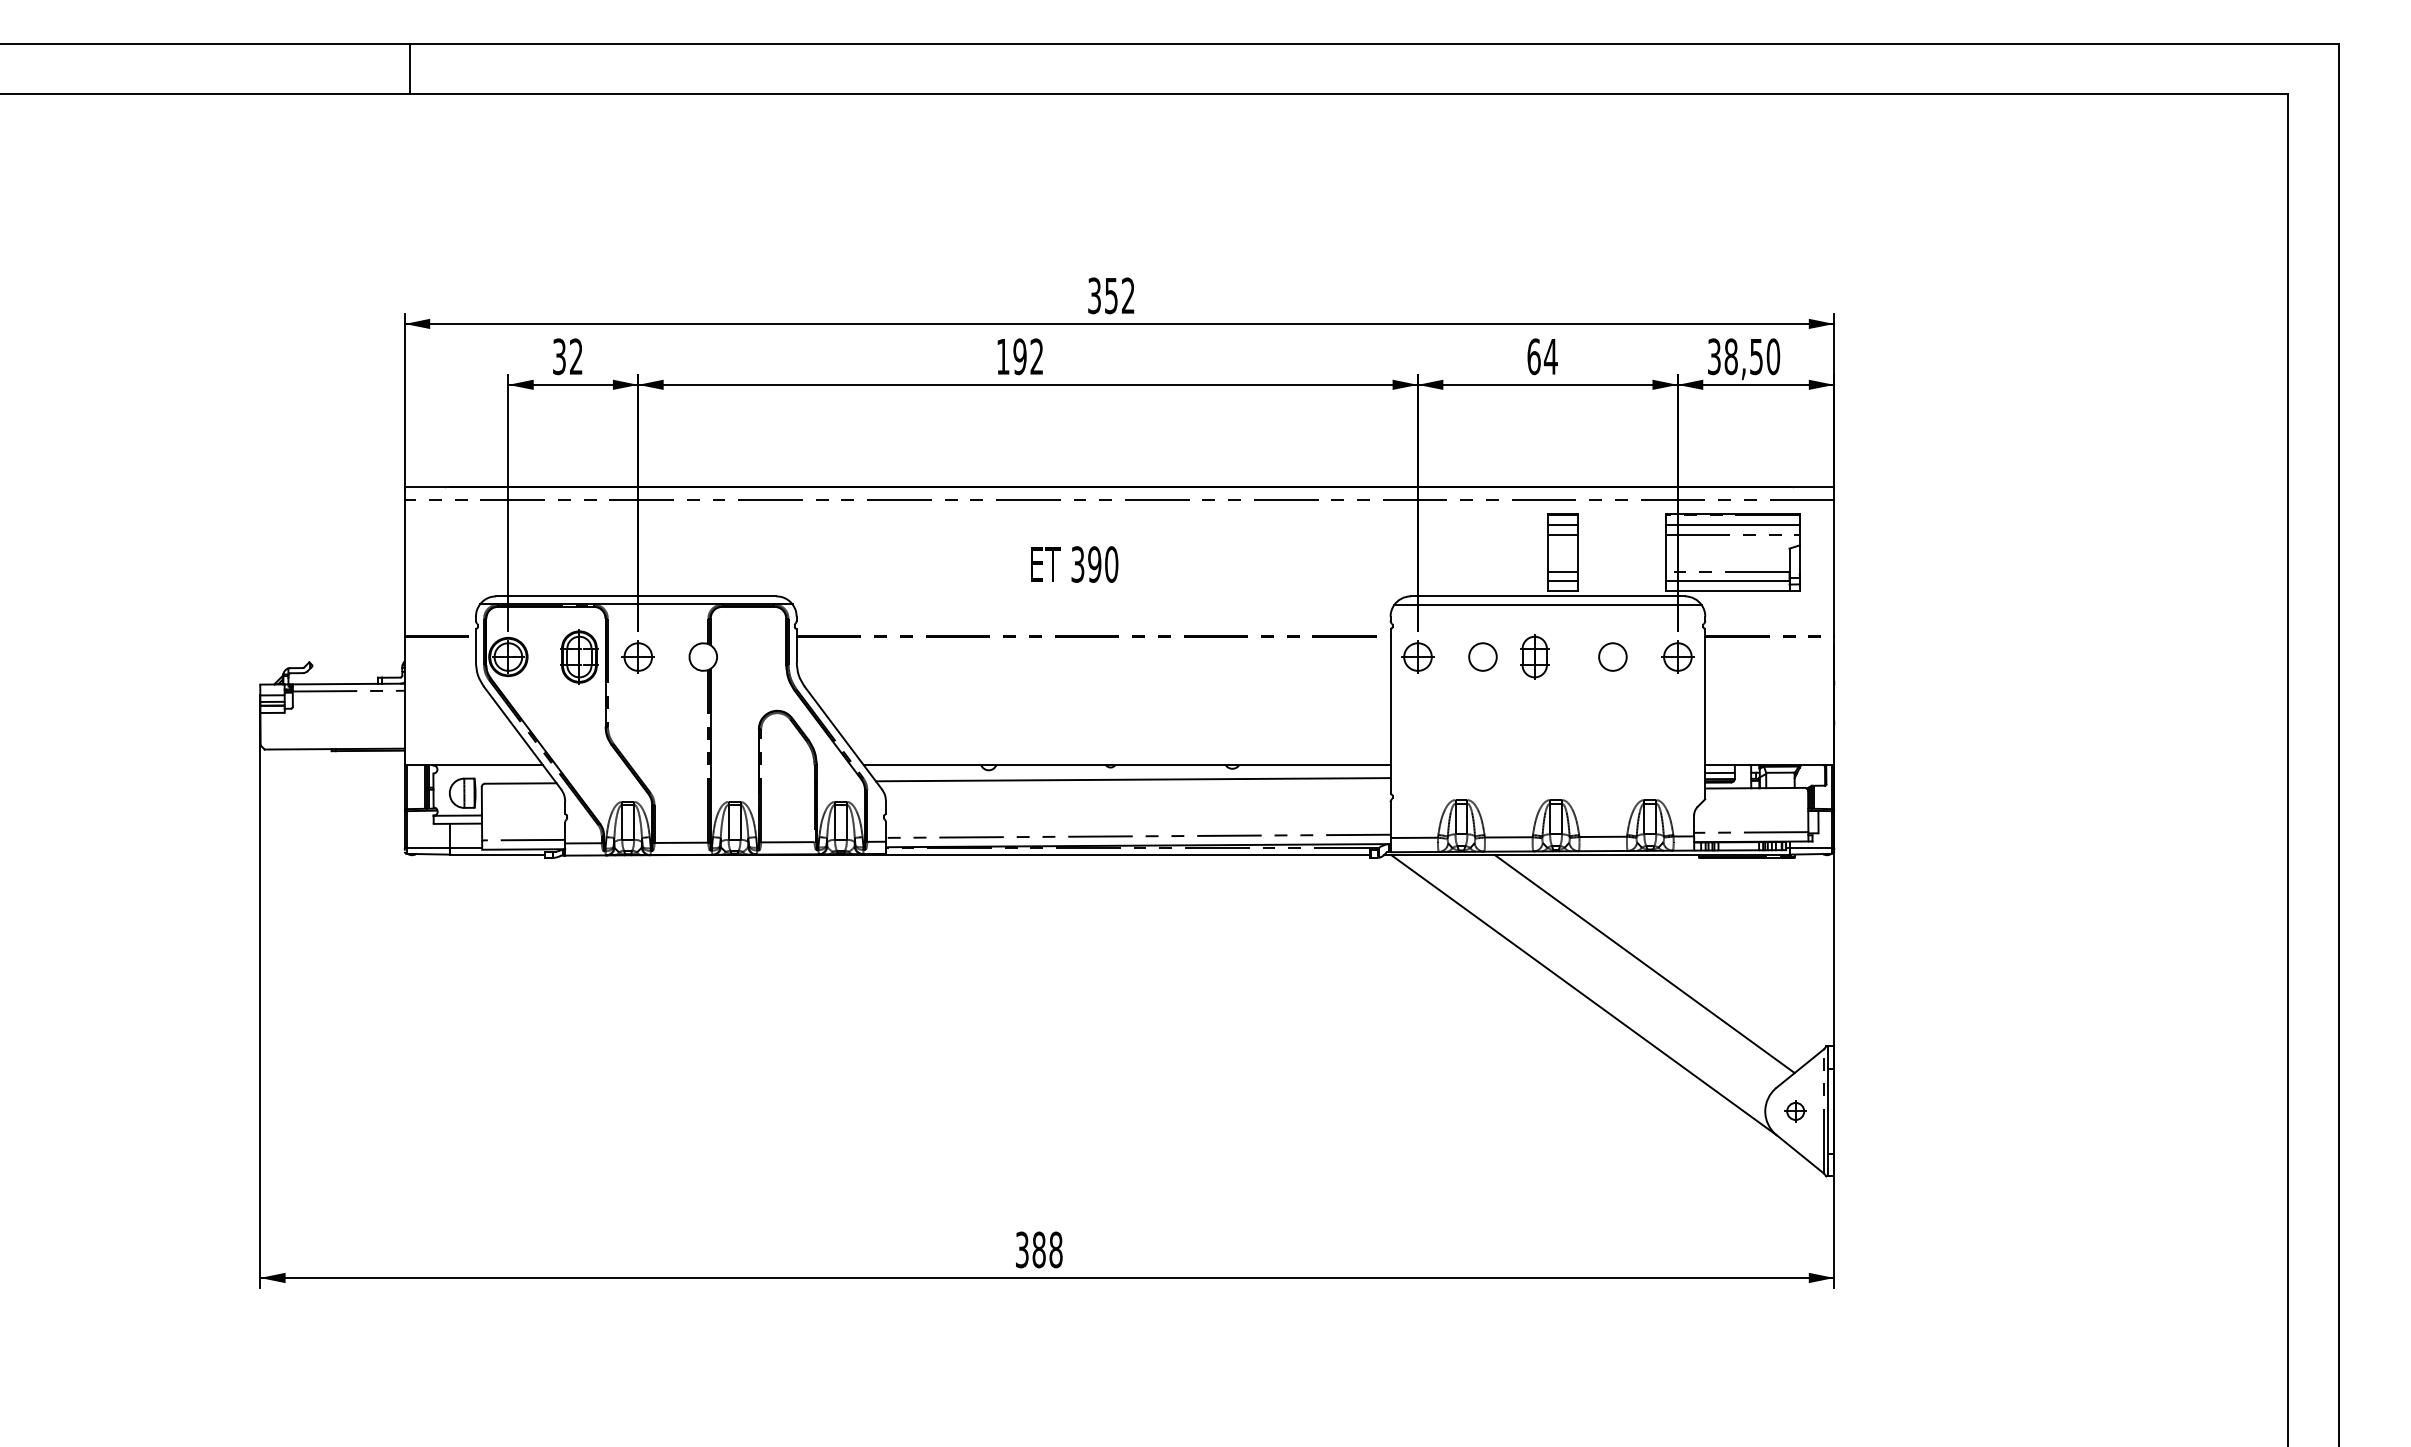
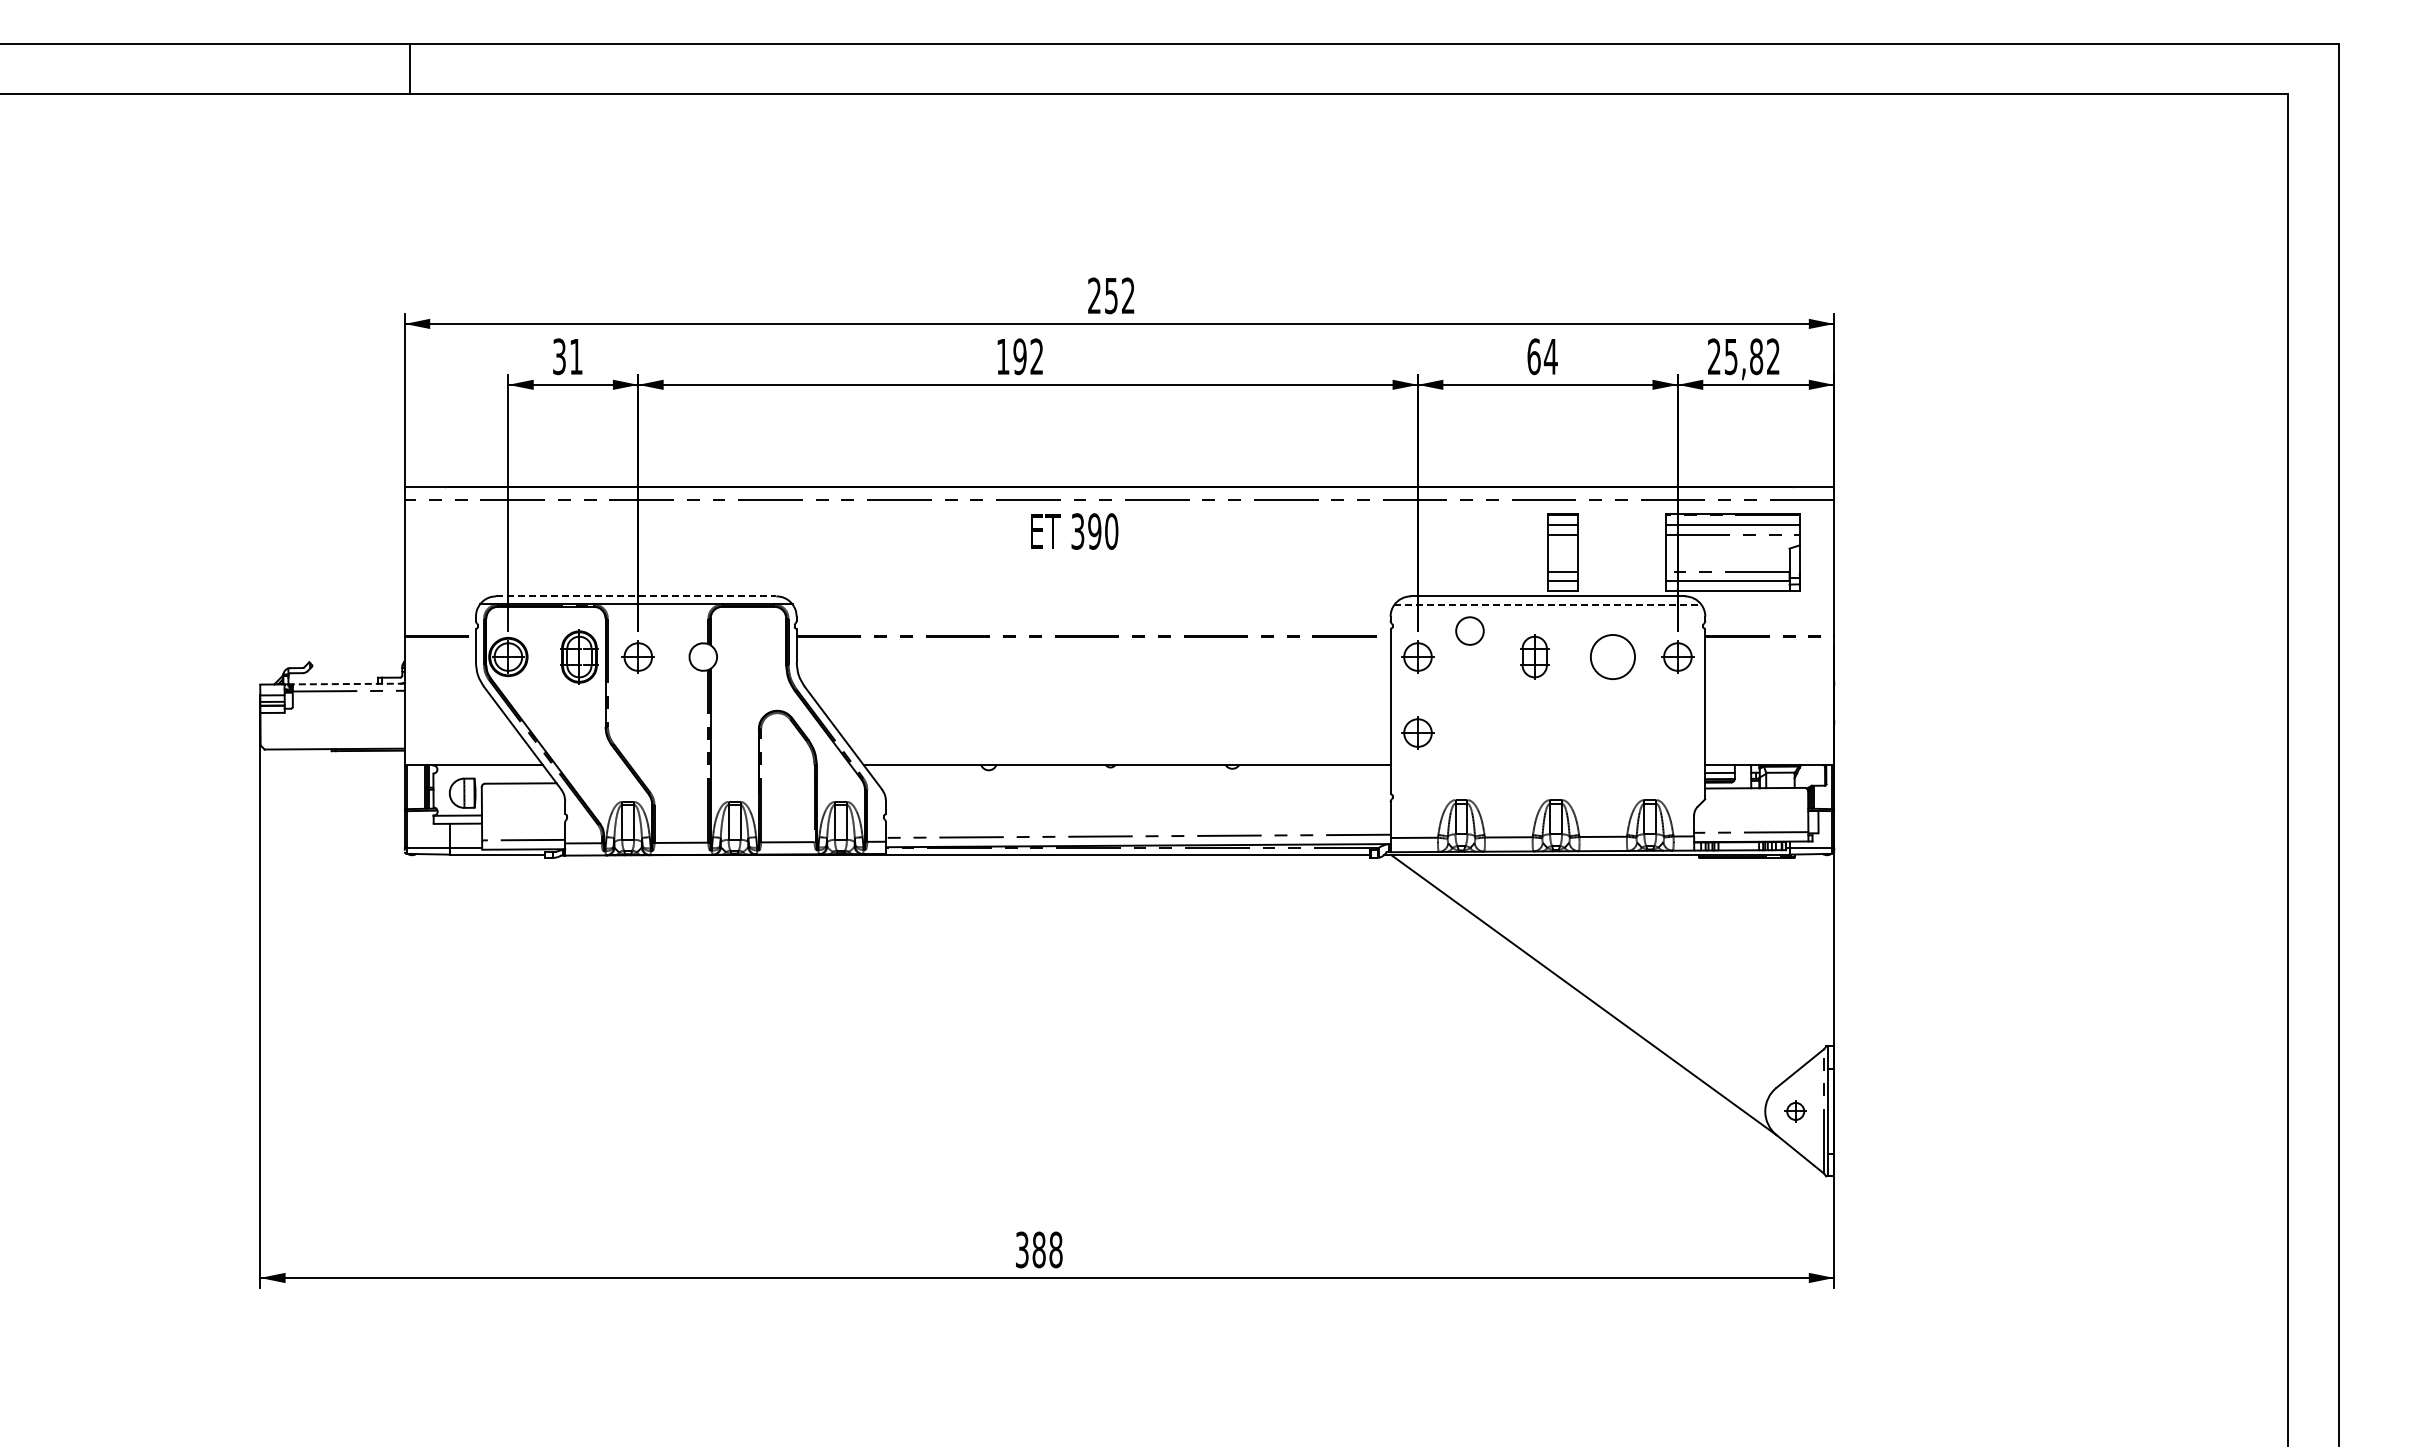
text: 352 -> 252 (1094, 295)
text: 32 -> 31 (576, 356)
text: 38,50 -> 25,82 (1744, 356)
text position: (1074, 564) -> (1074, 531) (1074, 531)
line: solid -> dashed (636, 596)
line: solid -> dashed (1547, 605)
circle position: (1482, 656) -> (1469, 630) (1469, 630)
circle diameter: 28 px -> 44 px (1612, 656)
line: solid -> dashed (348, 684)
part: none -> present (1417, 732)
line: present -> none (1132, 779)
line: present -> none (1644, 964)
